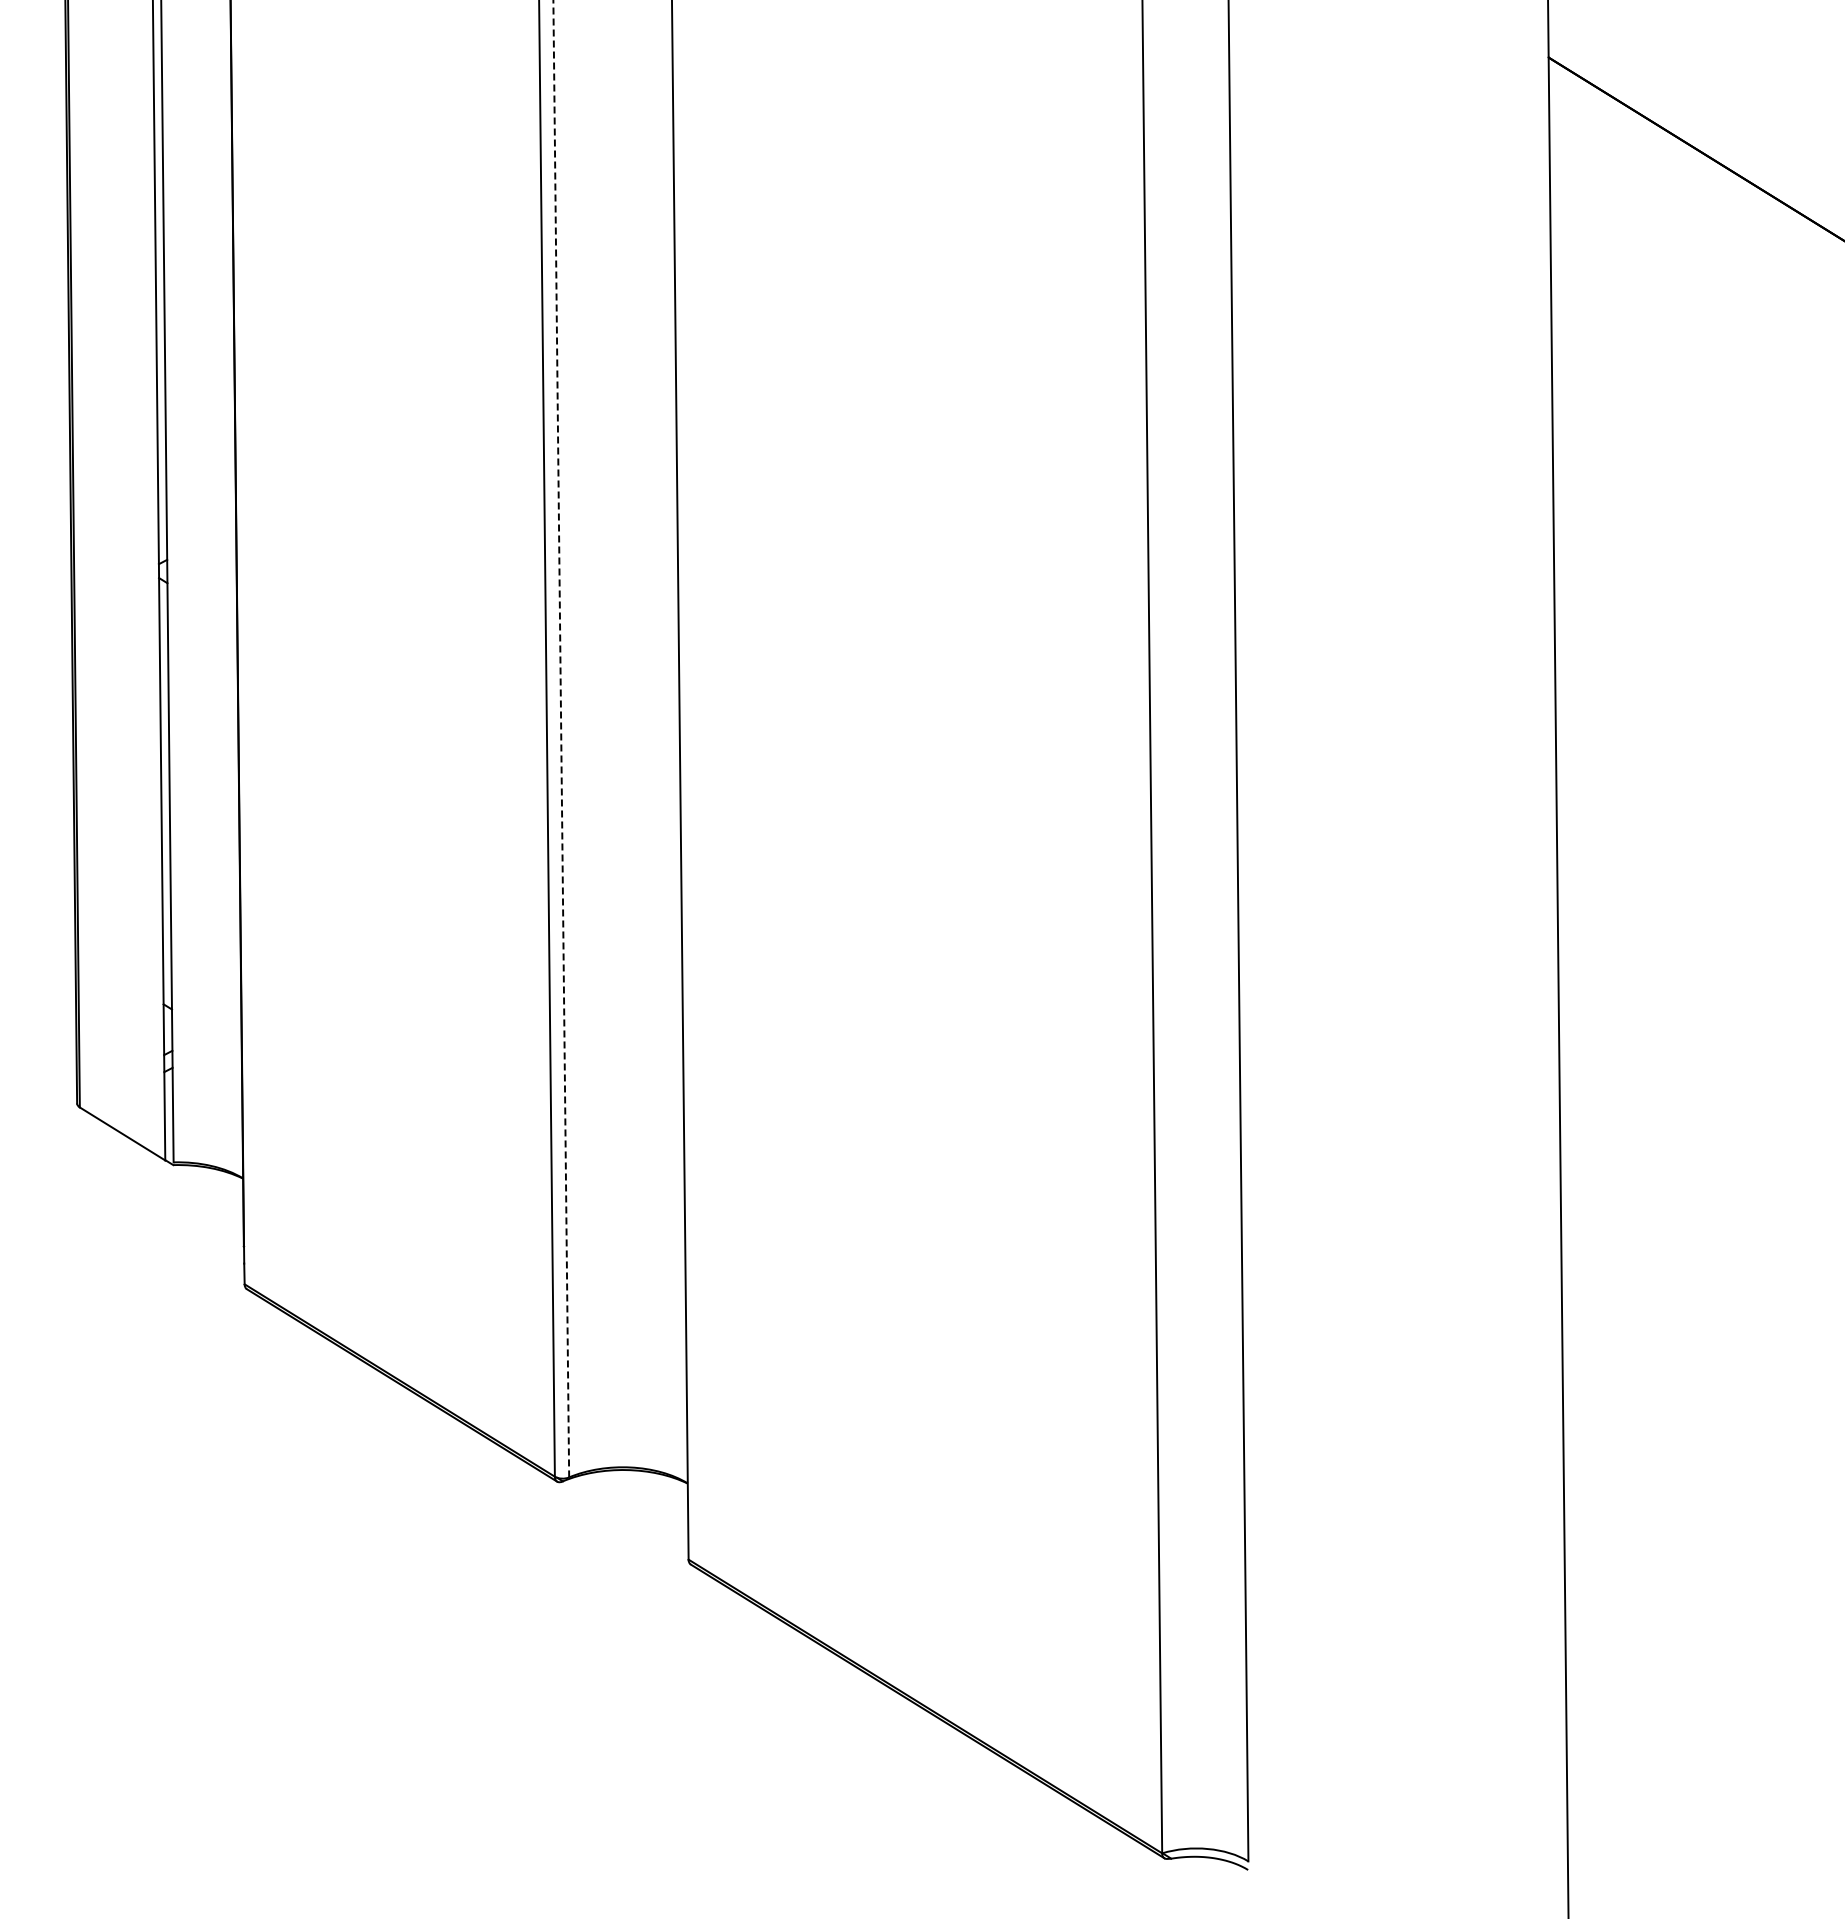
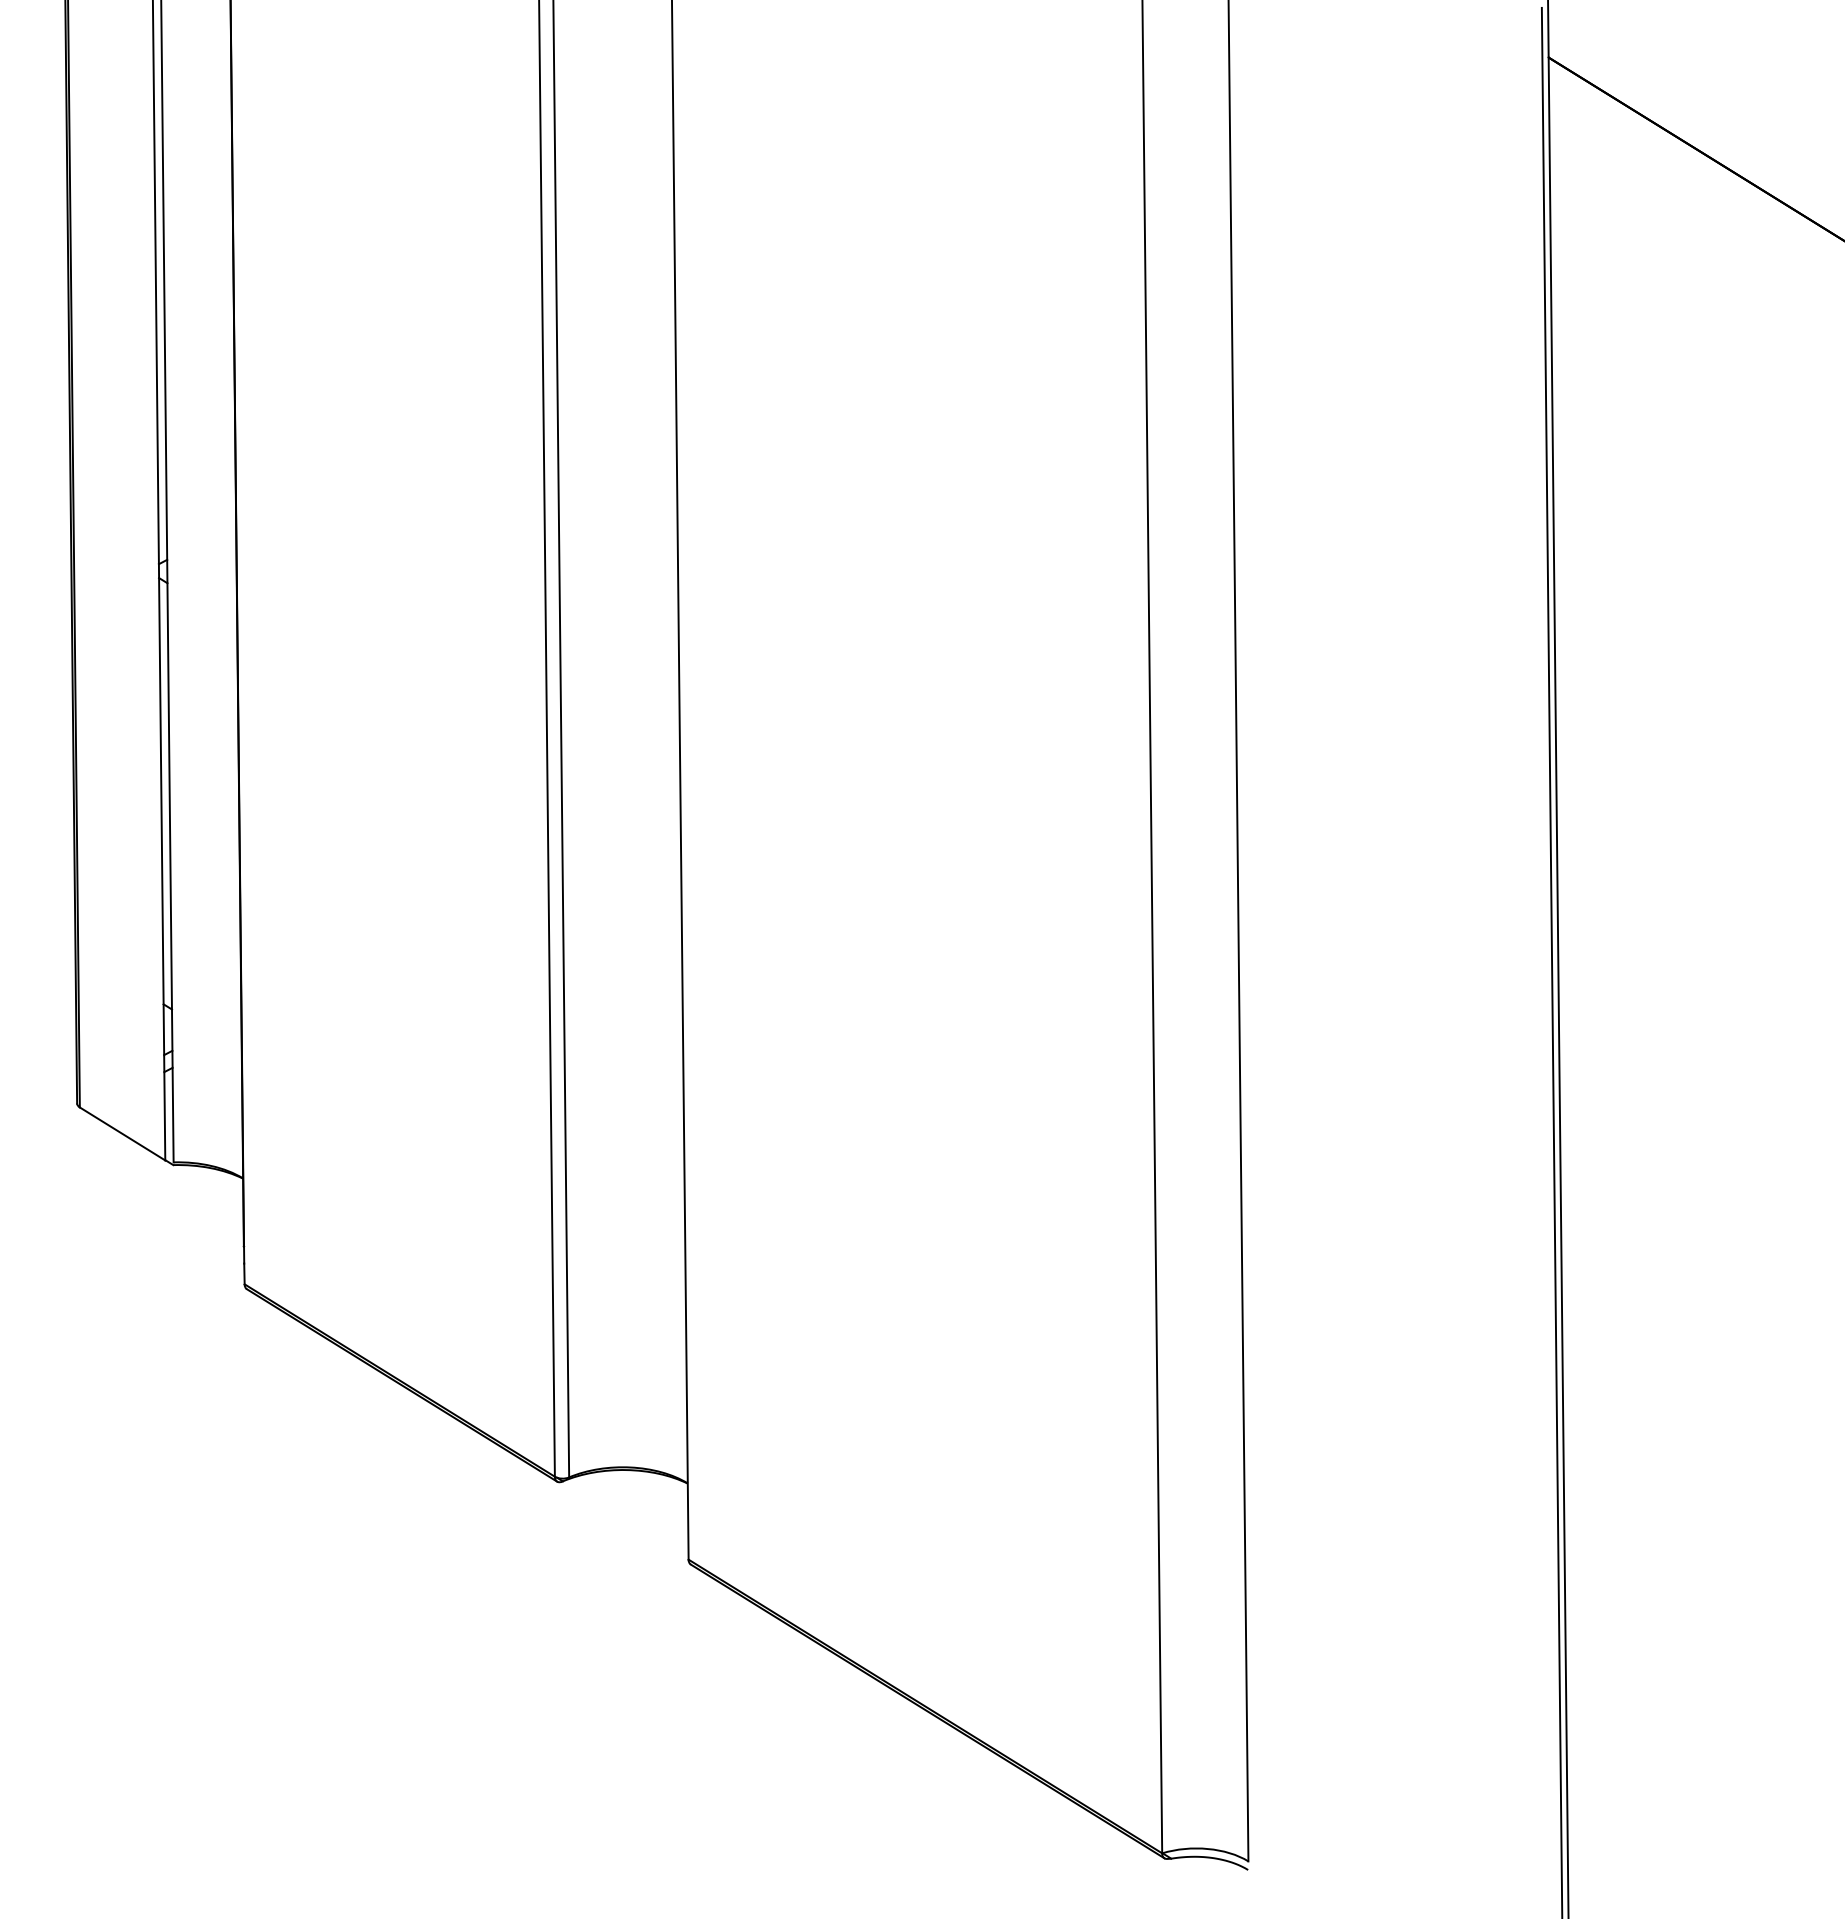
line: dashed -> solid (561, 738)
line: none -> present (1551, 961)
